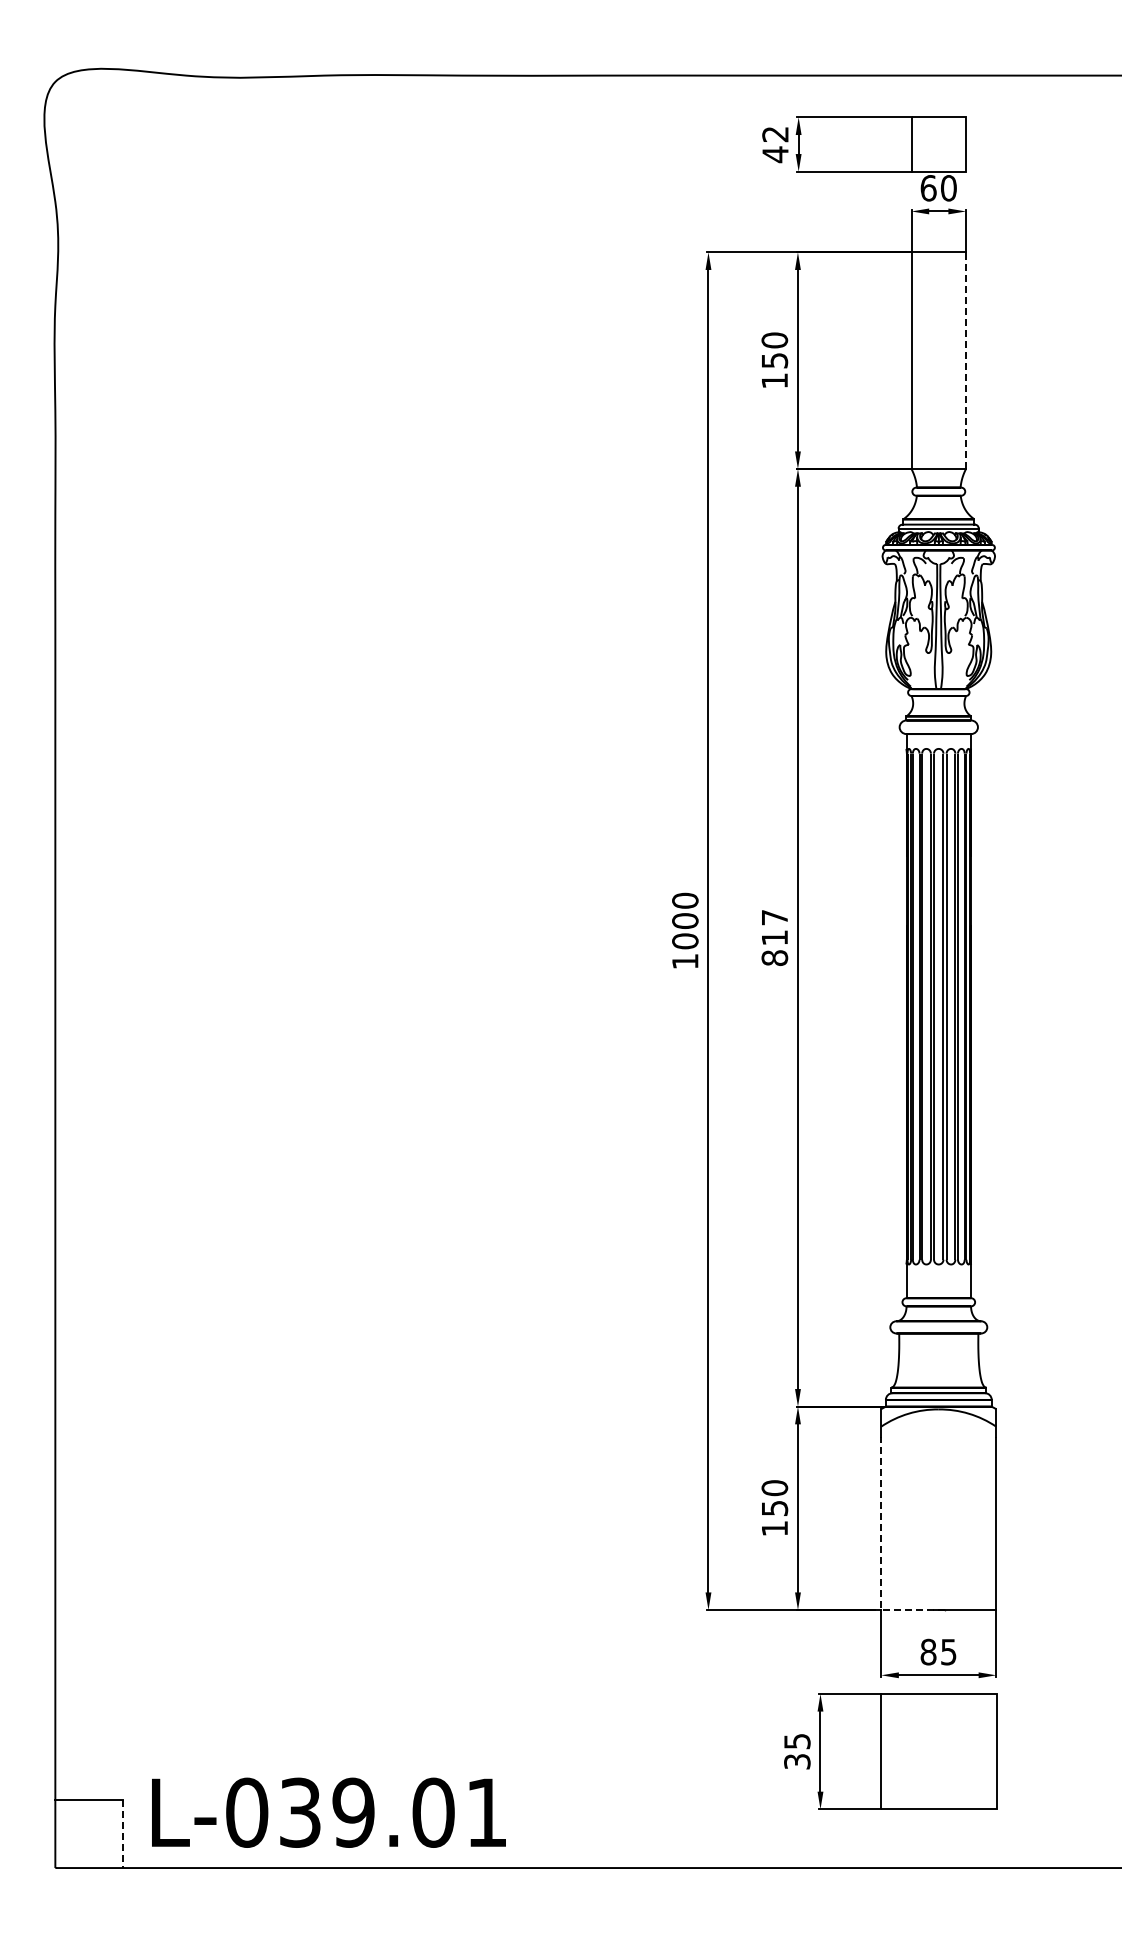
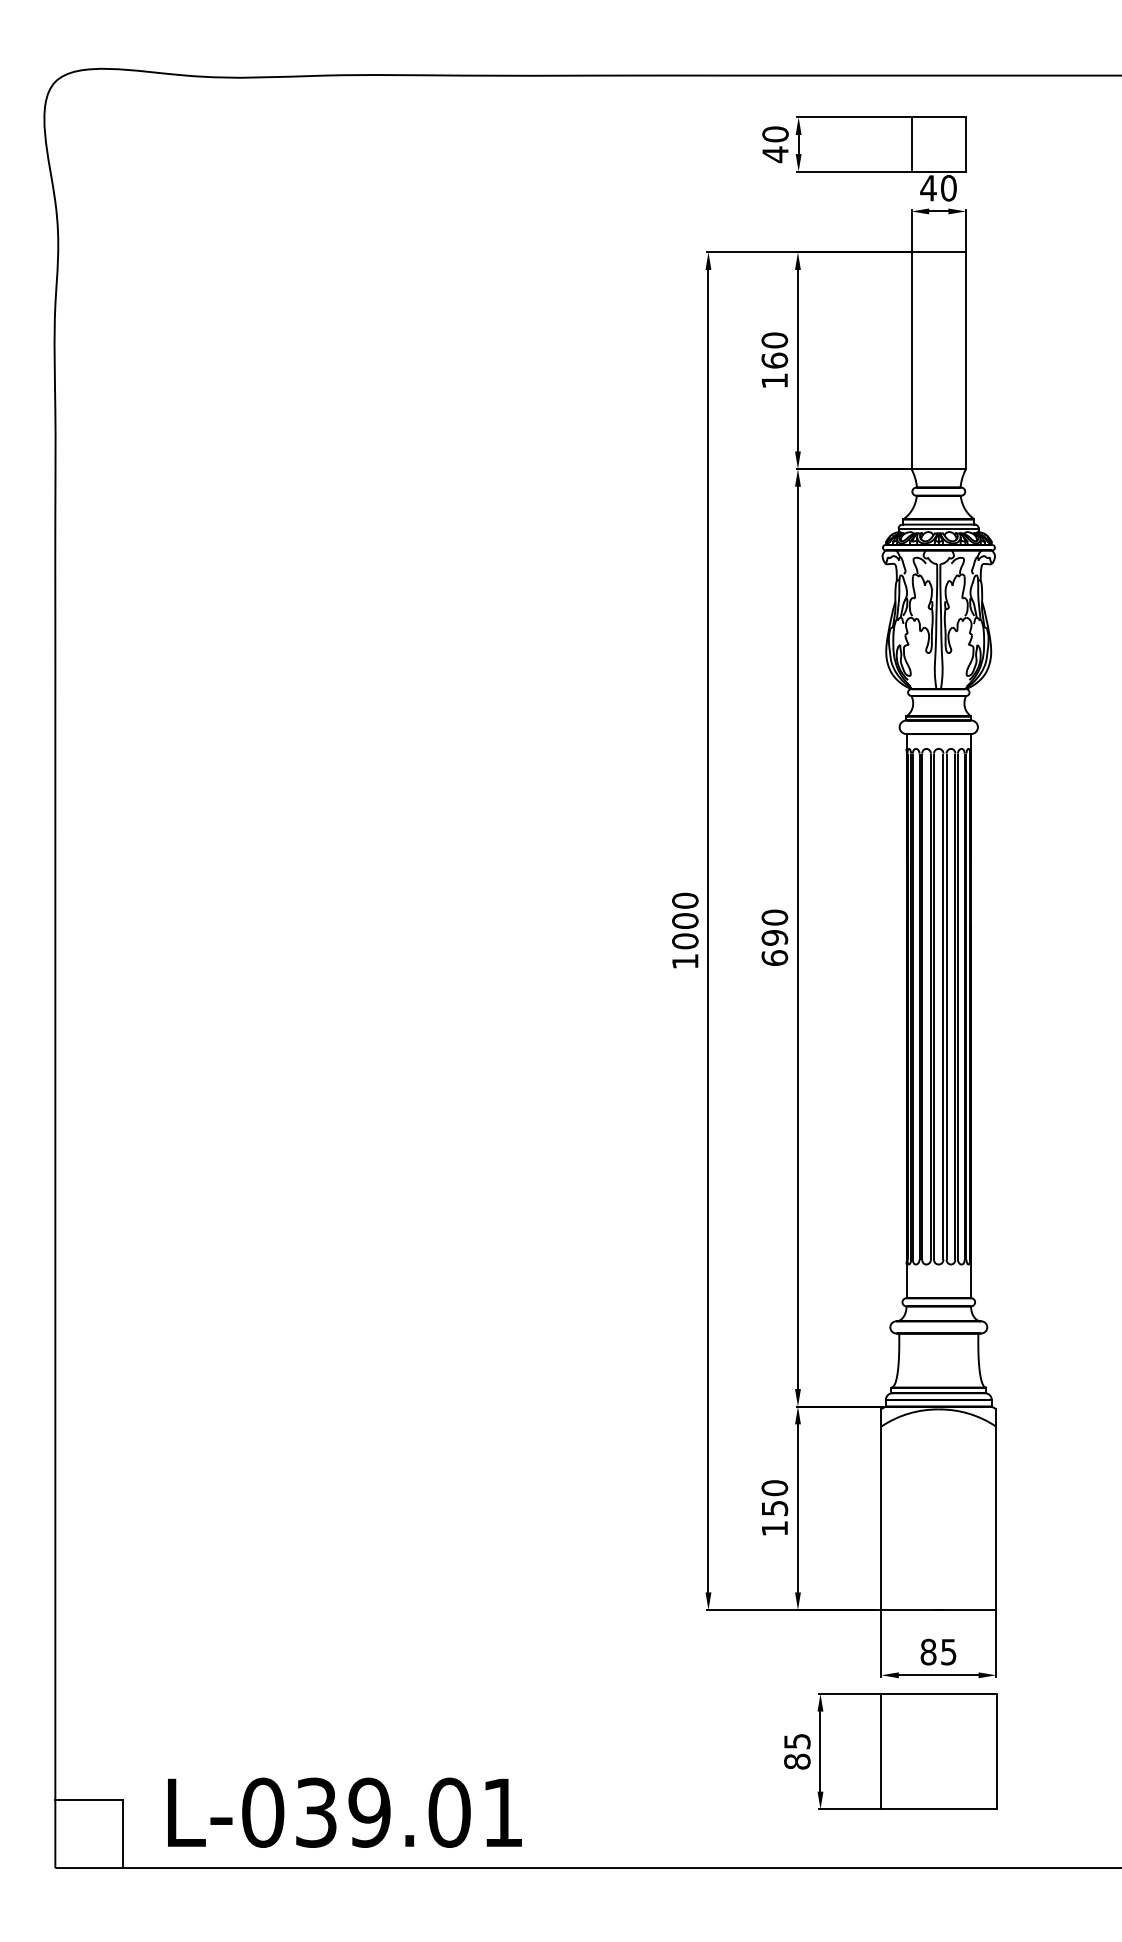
text: 42 -> 40 (775, 134)
text: 60 -> 40 (928, 188)
text: 150 -> 160 (774, 360)
line: dashed -> solid (966, 360)
text: 817 -> 690 (774, 937)
line: dashed -> solid (881, 1556)
text: 35 -> 85 (797, 1761)
text position: (328, 1812) -> (344, 1812) (344, 1812)
line: dashed -> solid (123, 1834)
